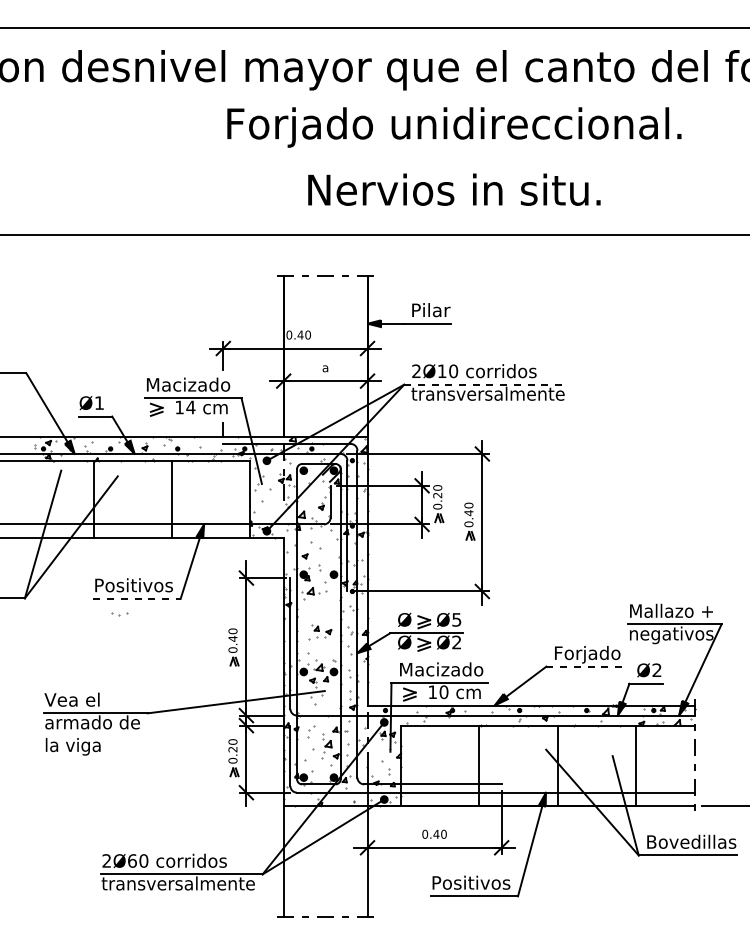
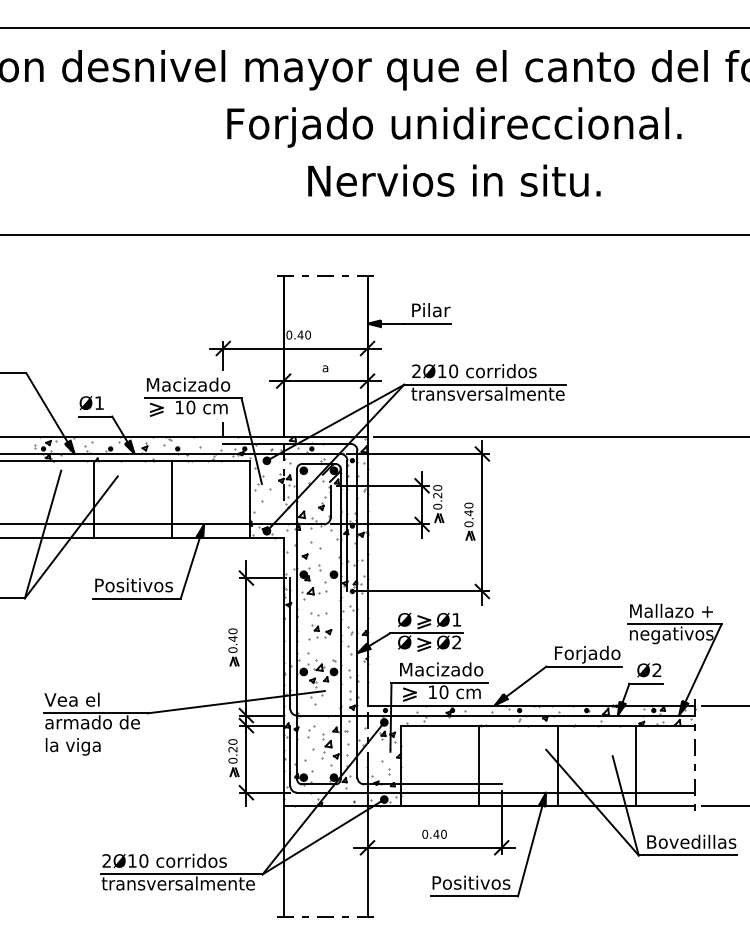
text position: (454, 189) -> (454, 180) (454, 180)
line: dashed -> solid (484, 384)
text: 14 -> 10 (190, 407)
line: none -> present (560, 437)
line: dashed -> solid (137, 598)
part position: (119, 614) -> (318, 614) (318, 614)
text: Ø5 -> Ø1 (456, 619)
line: dashed -> solid (583, 666)
line: none -> present (723, 705)
text: 2Ø60 -> 2Ø10 (132, 860)
